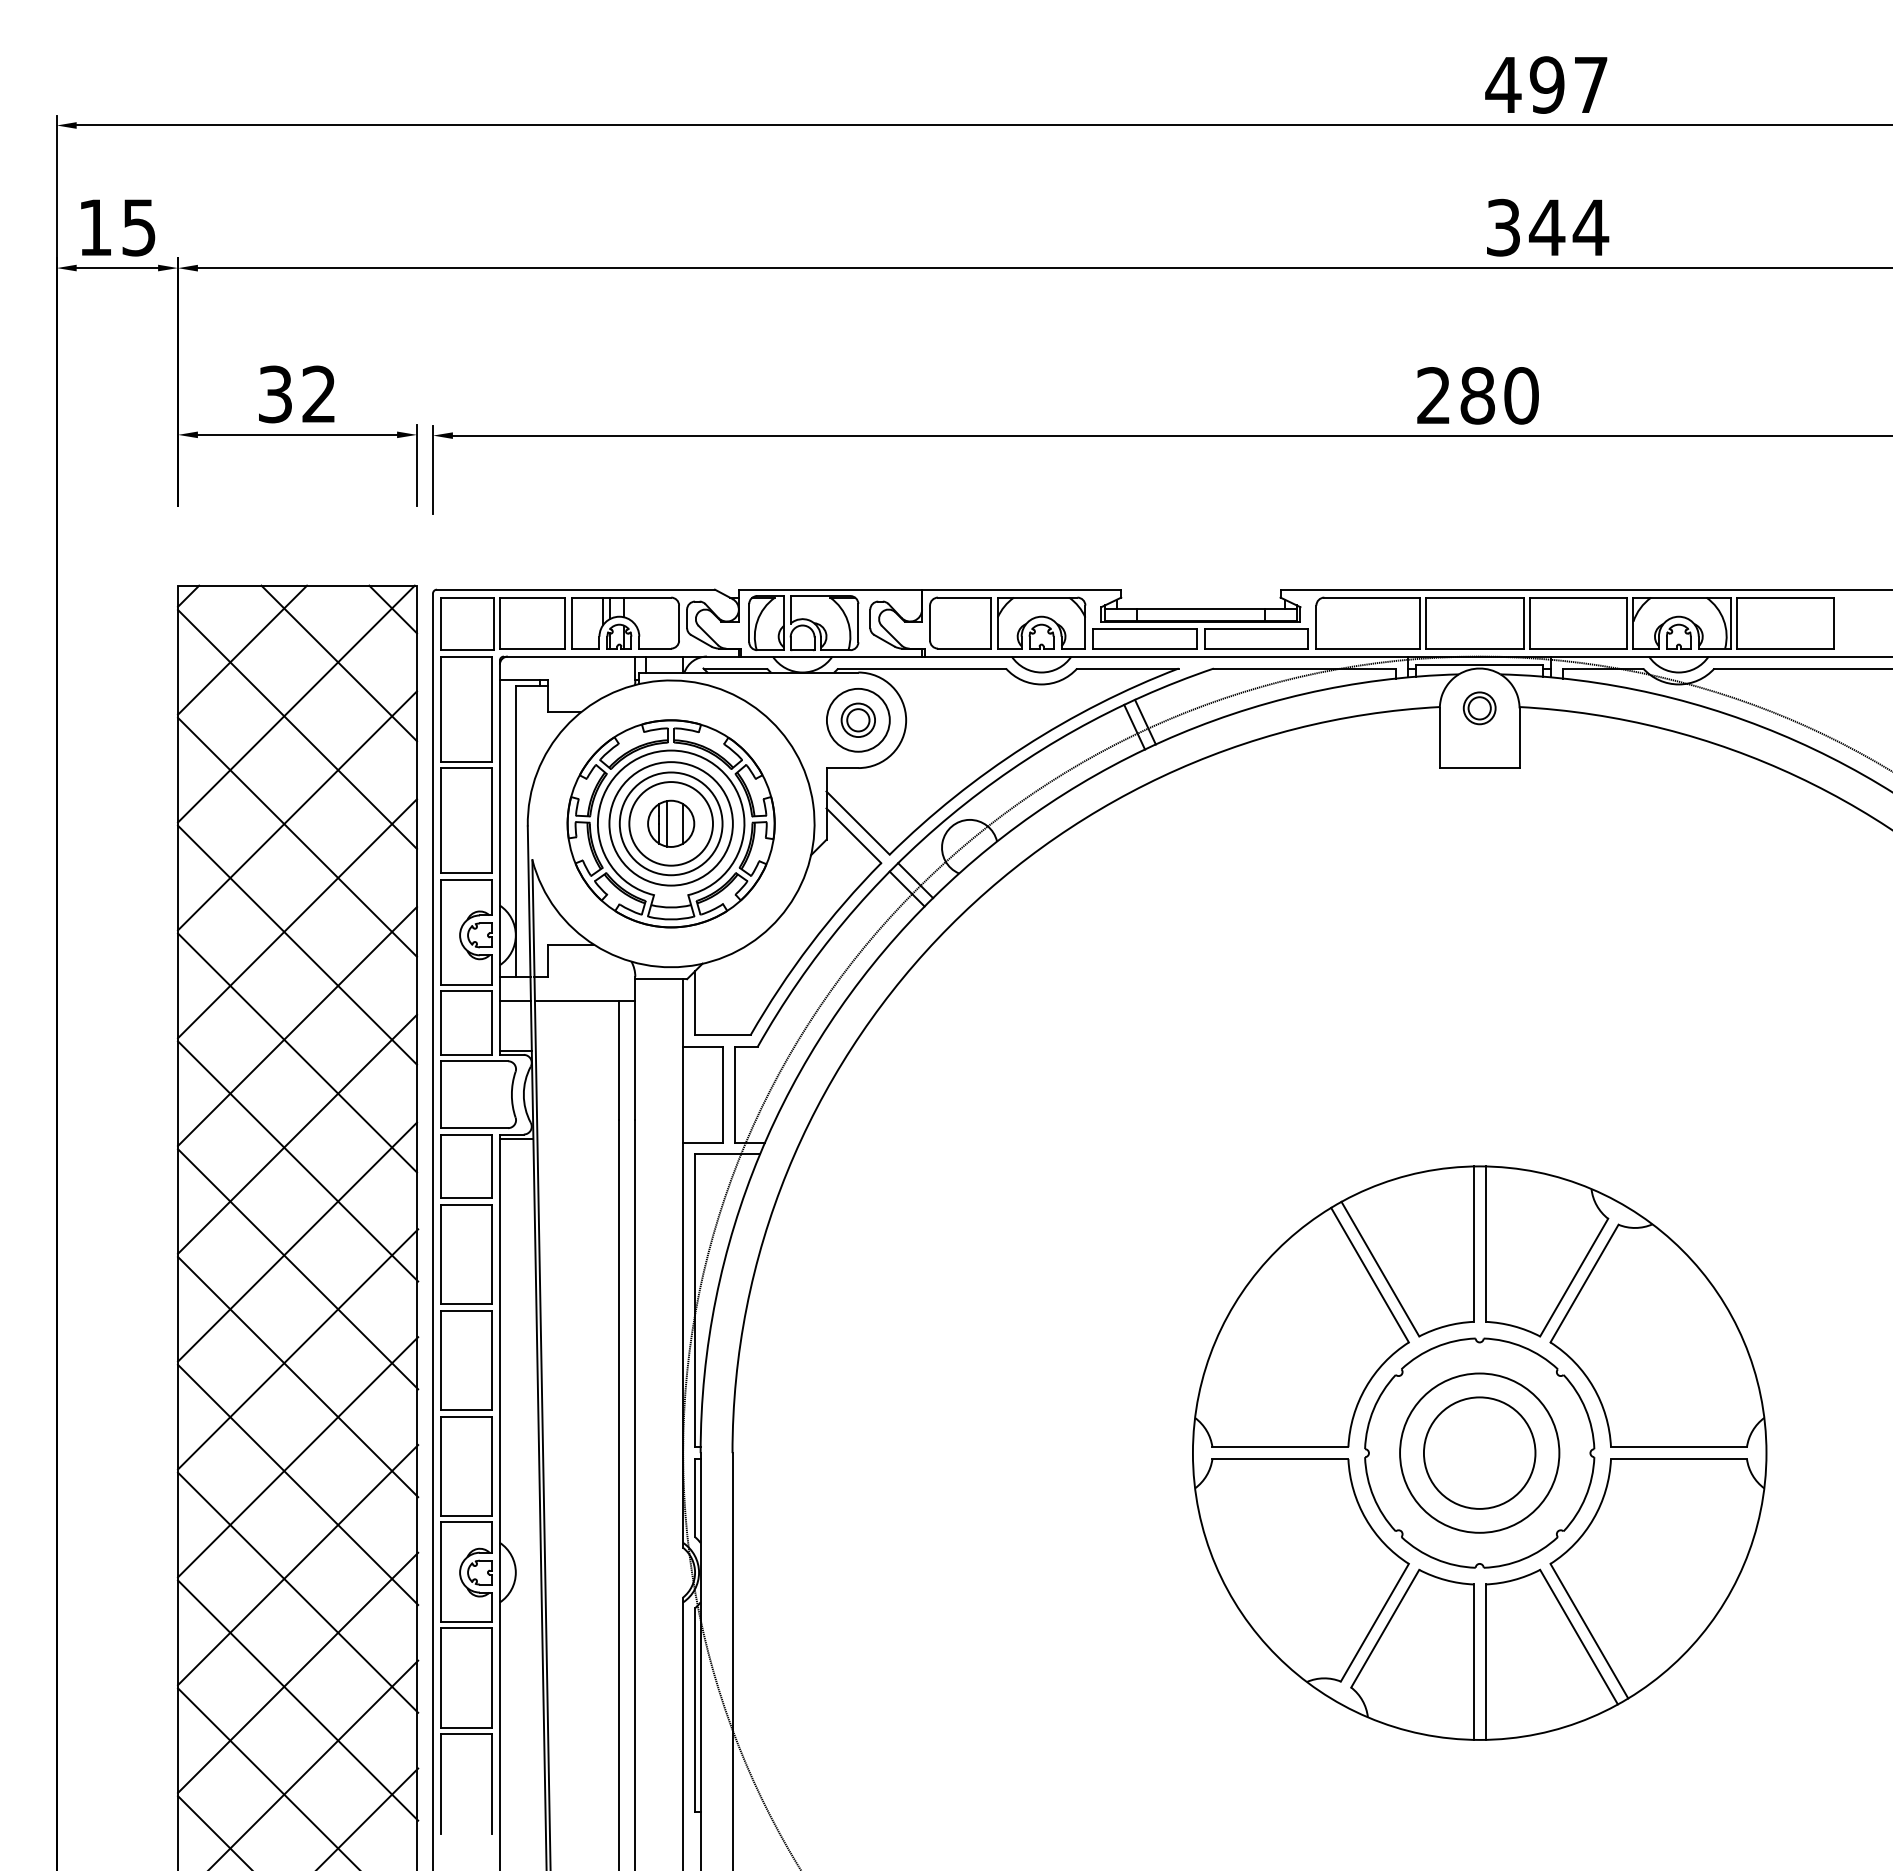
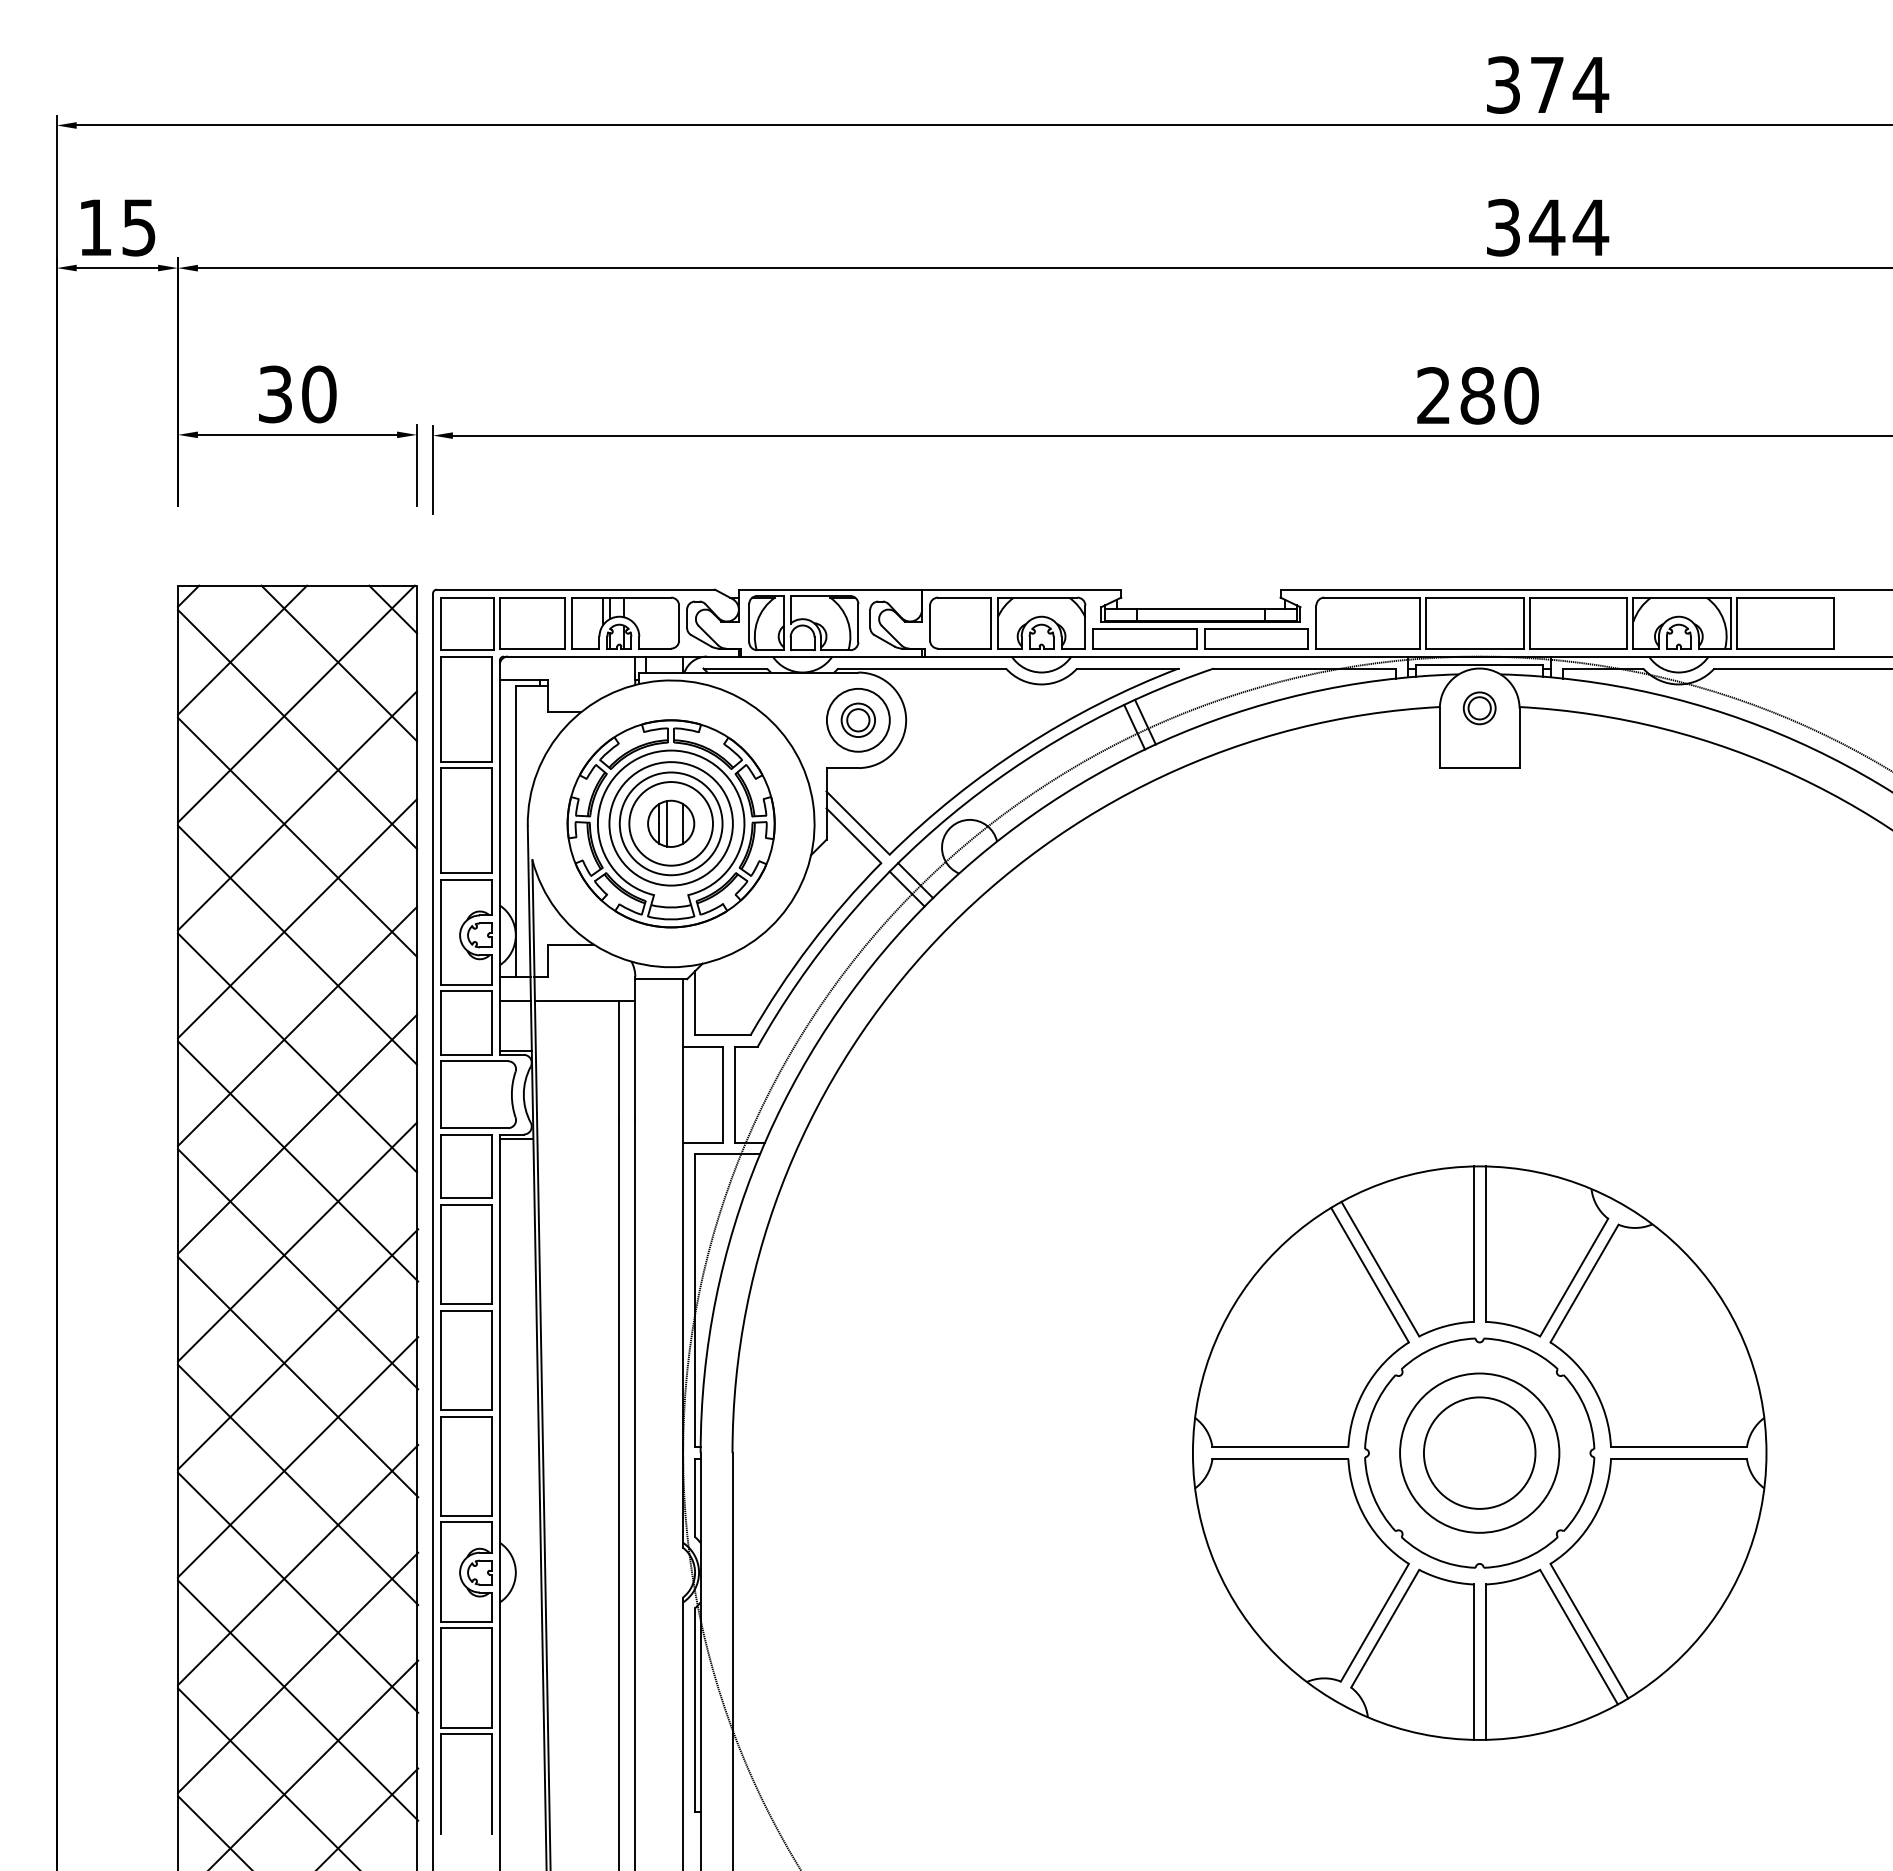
text: 497 -> 374 (1547, 84)
text: 32 -> 30 (319, 394)
